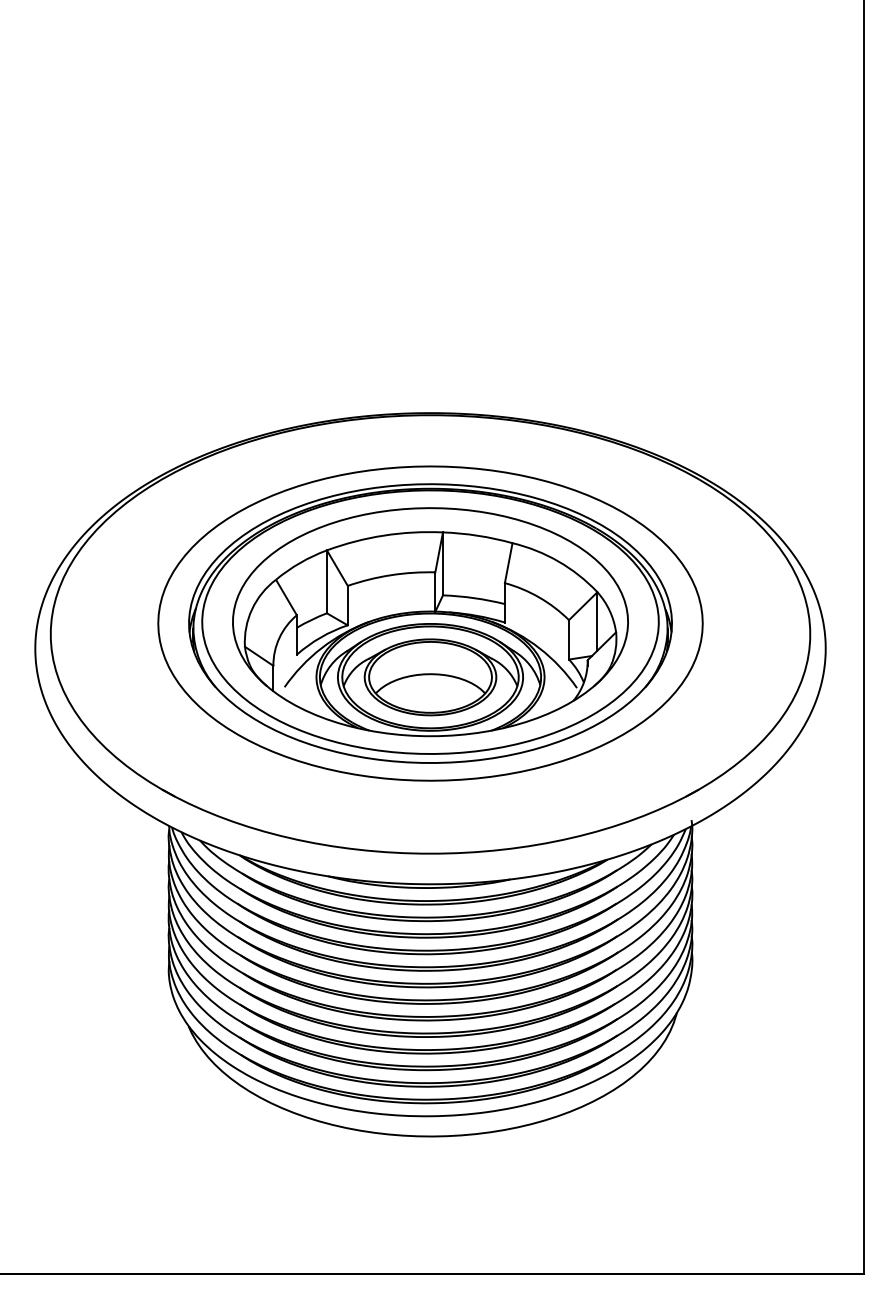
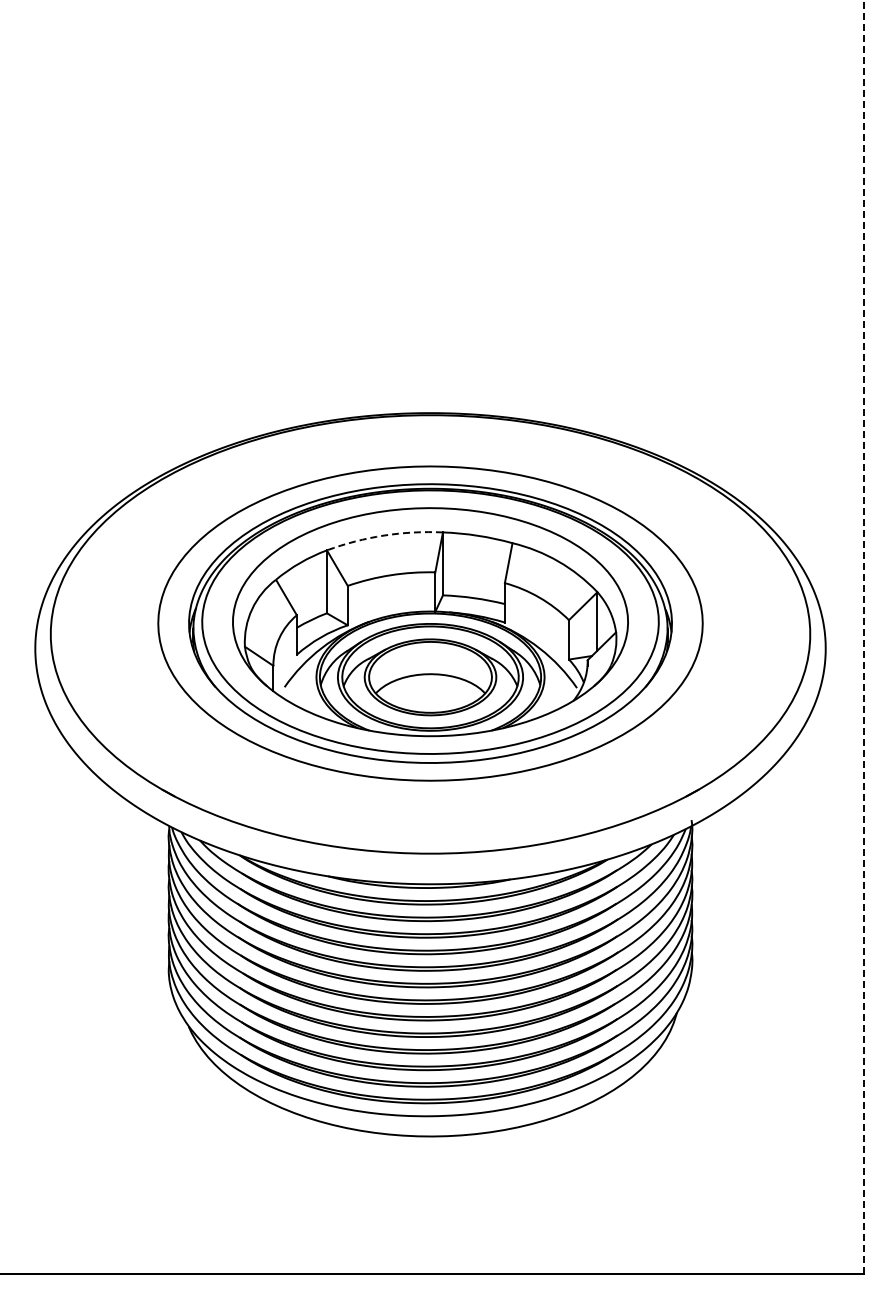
arc: solid -> dashed (384, 535)
line: solid -> dashed (864, 636)
